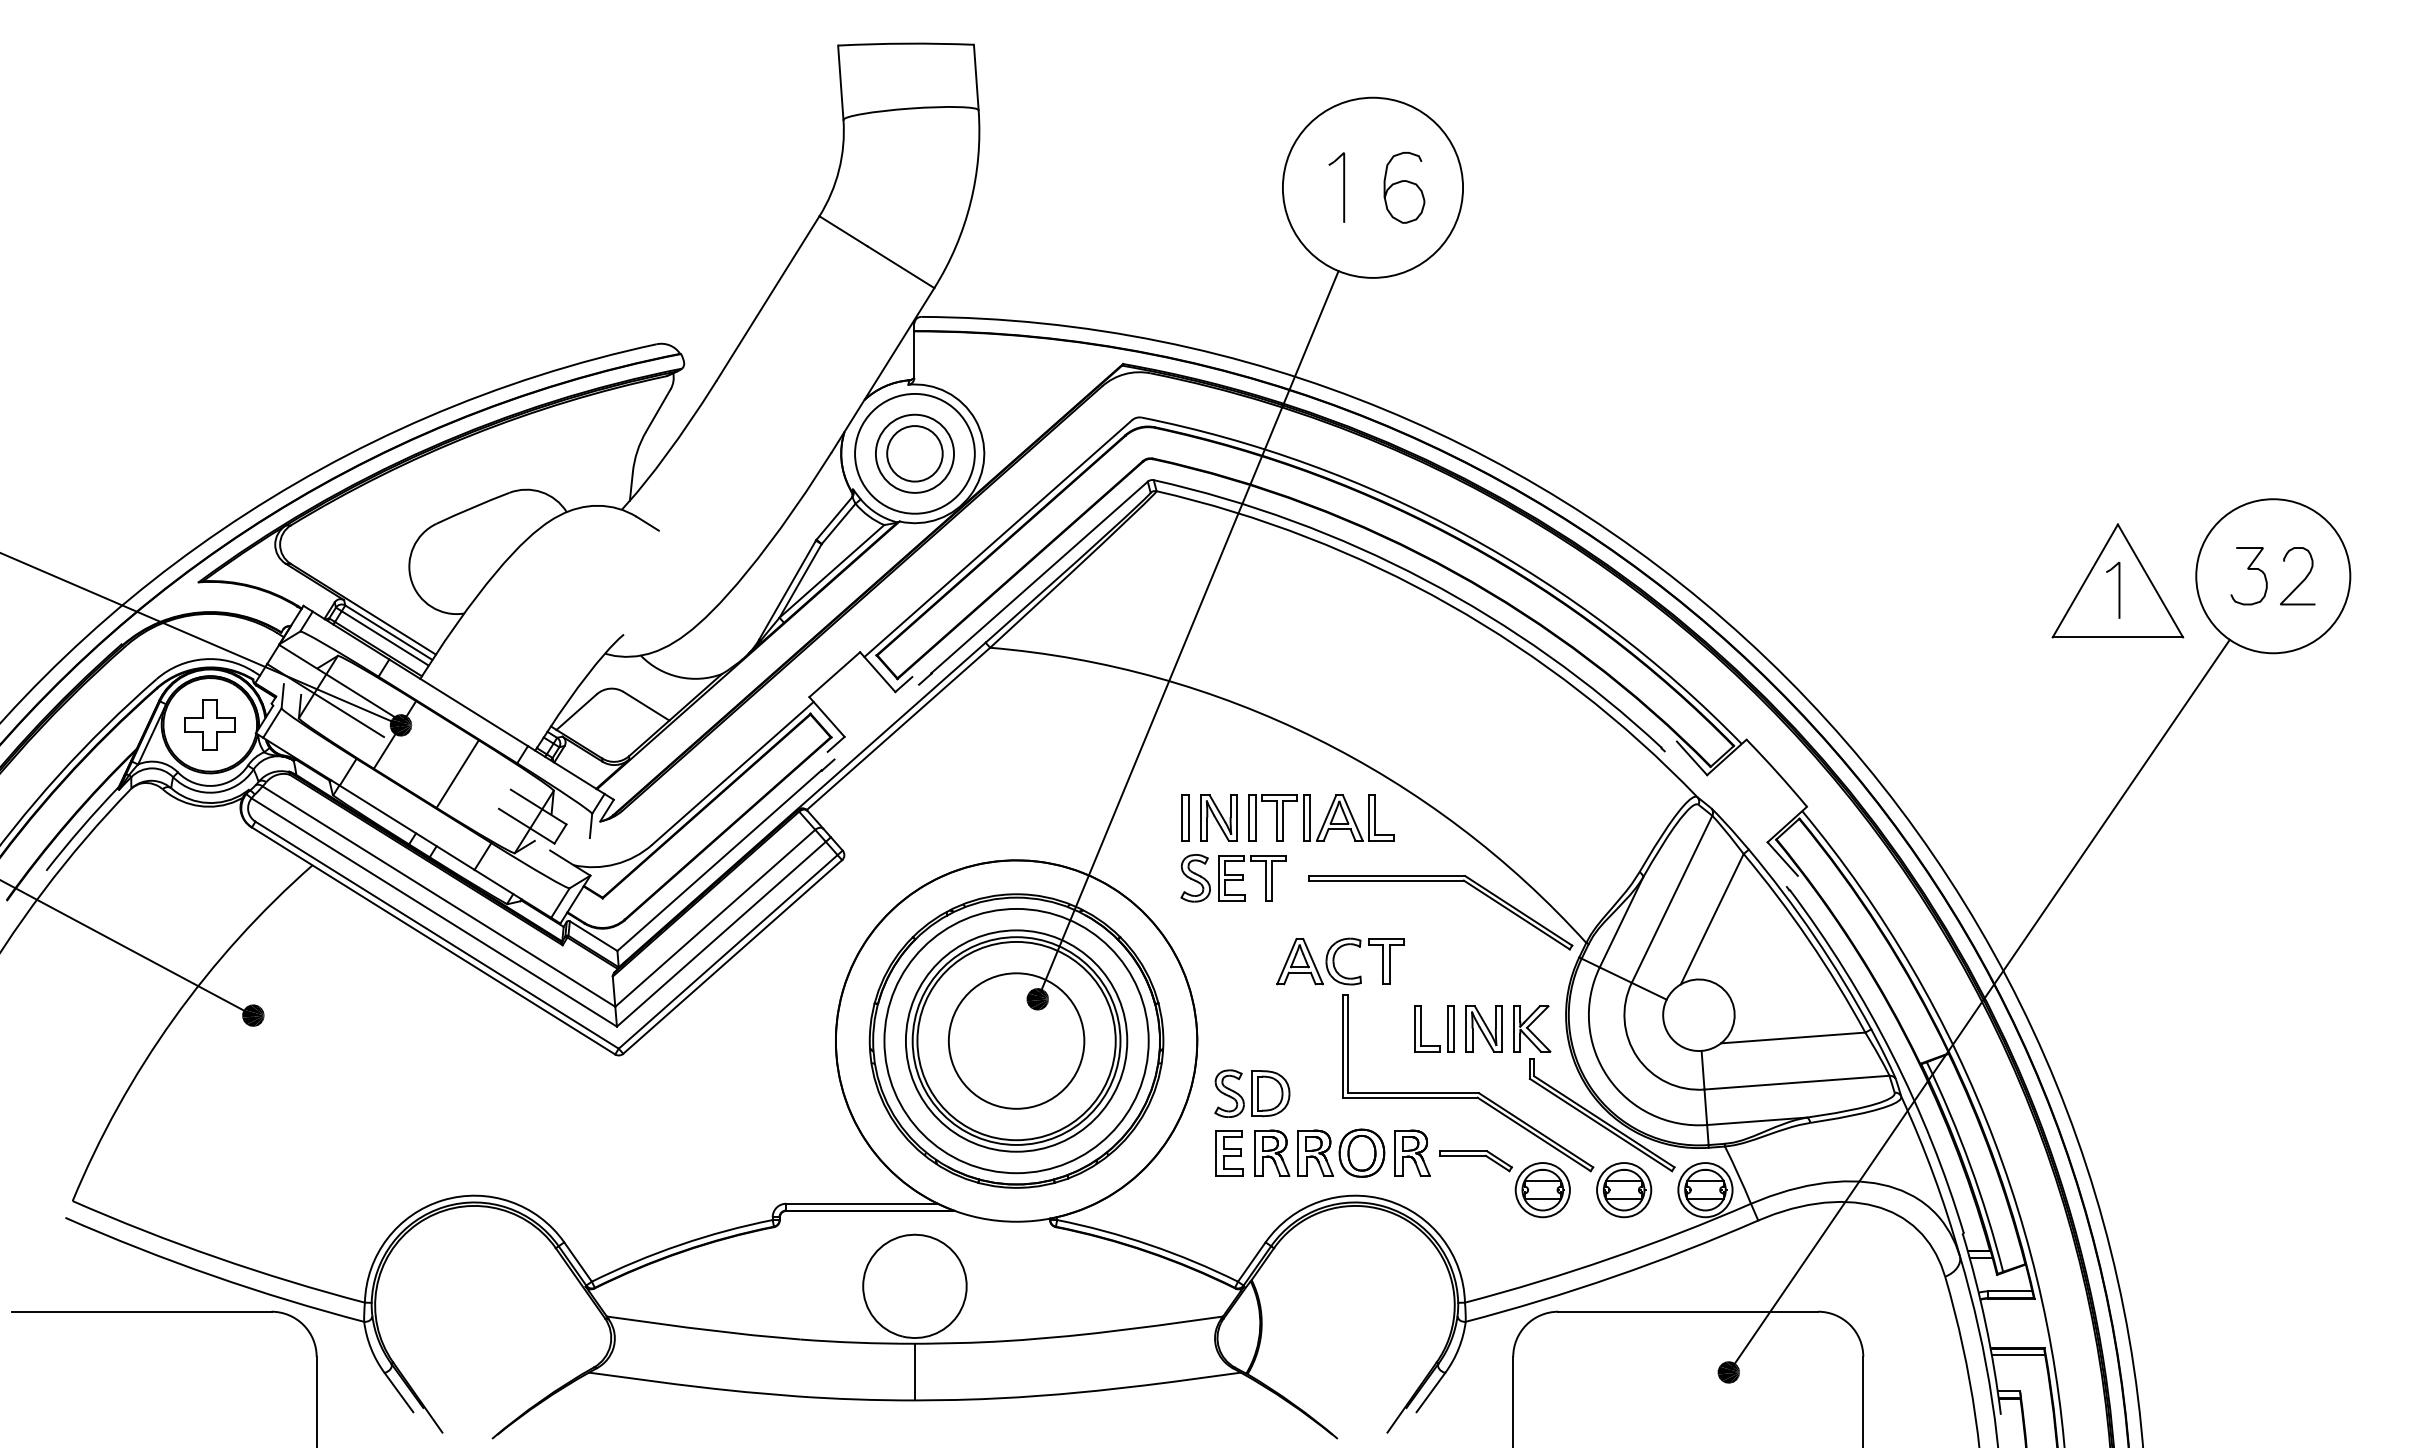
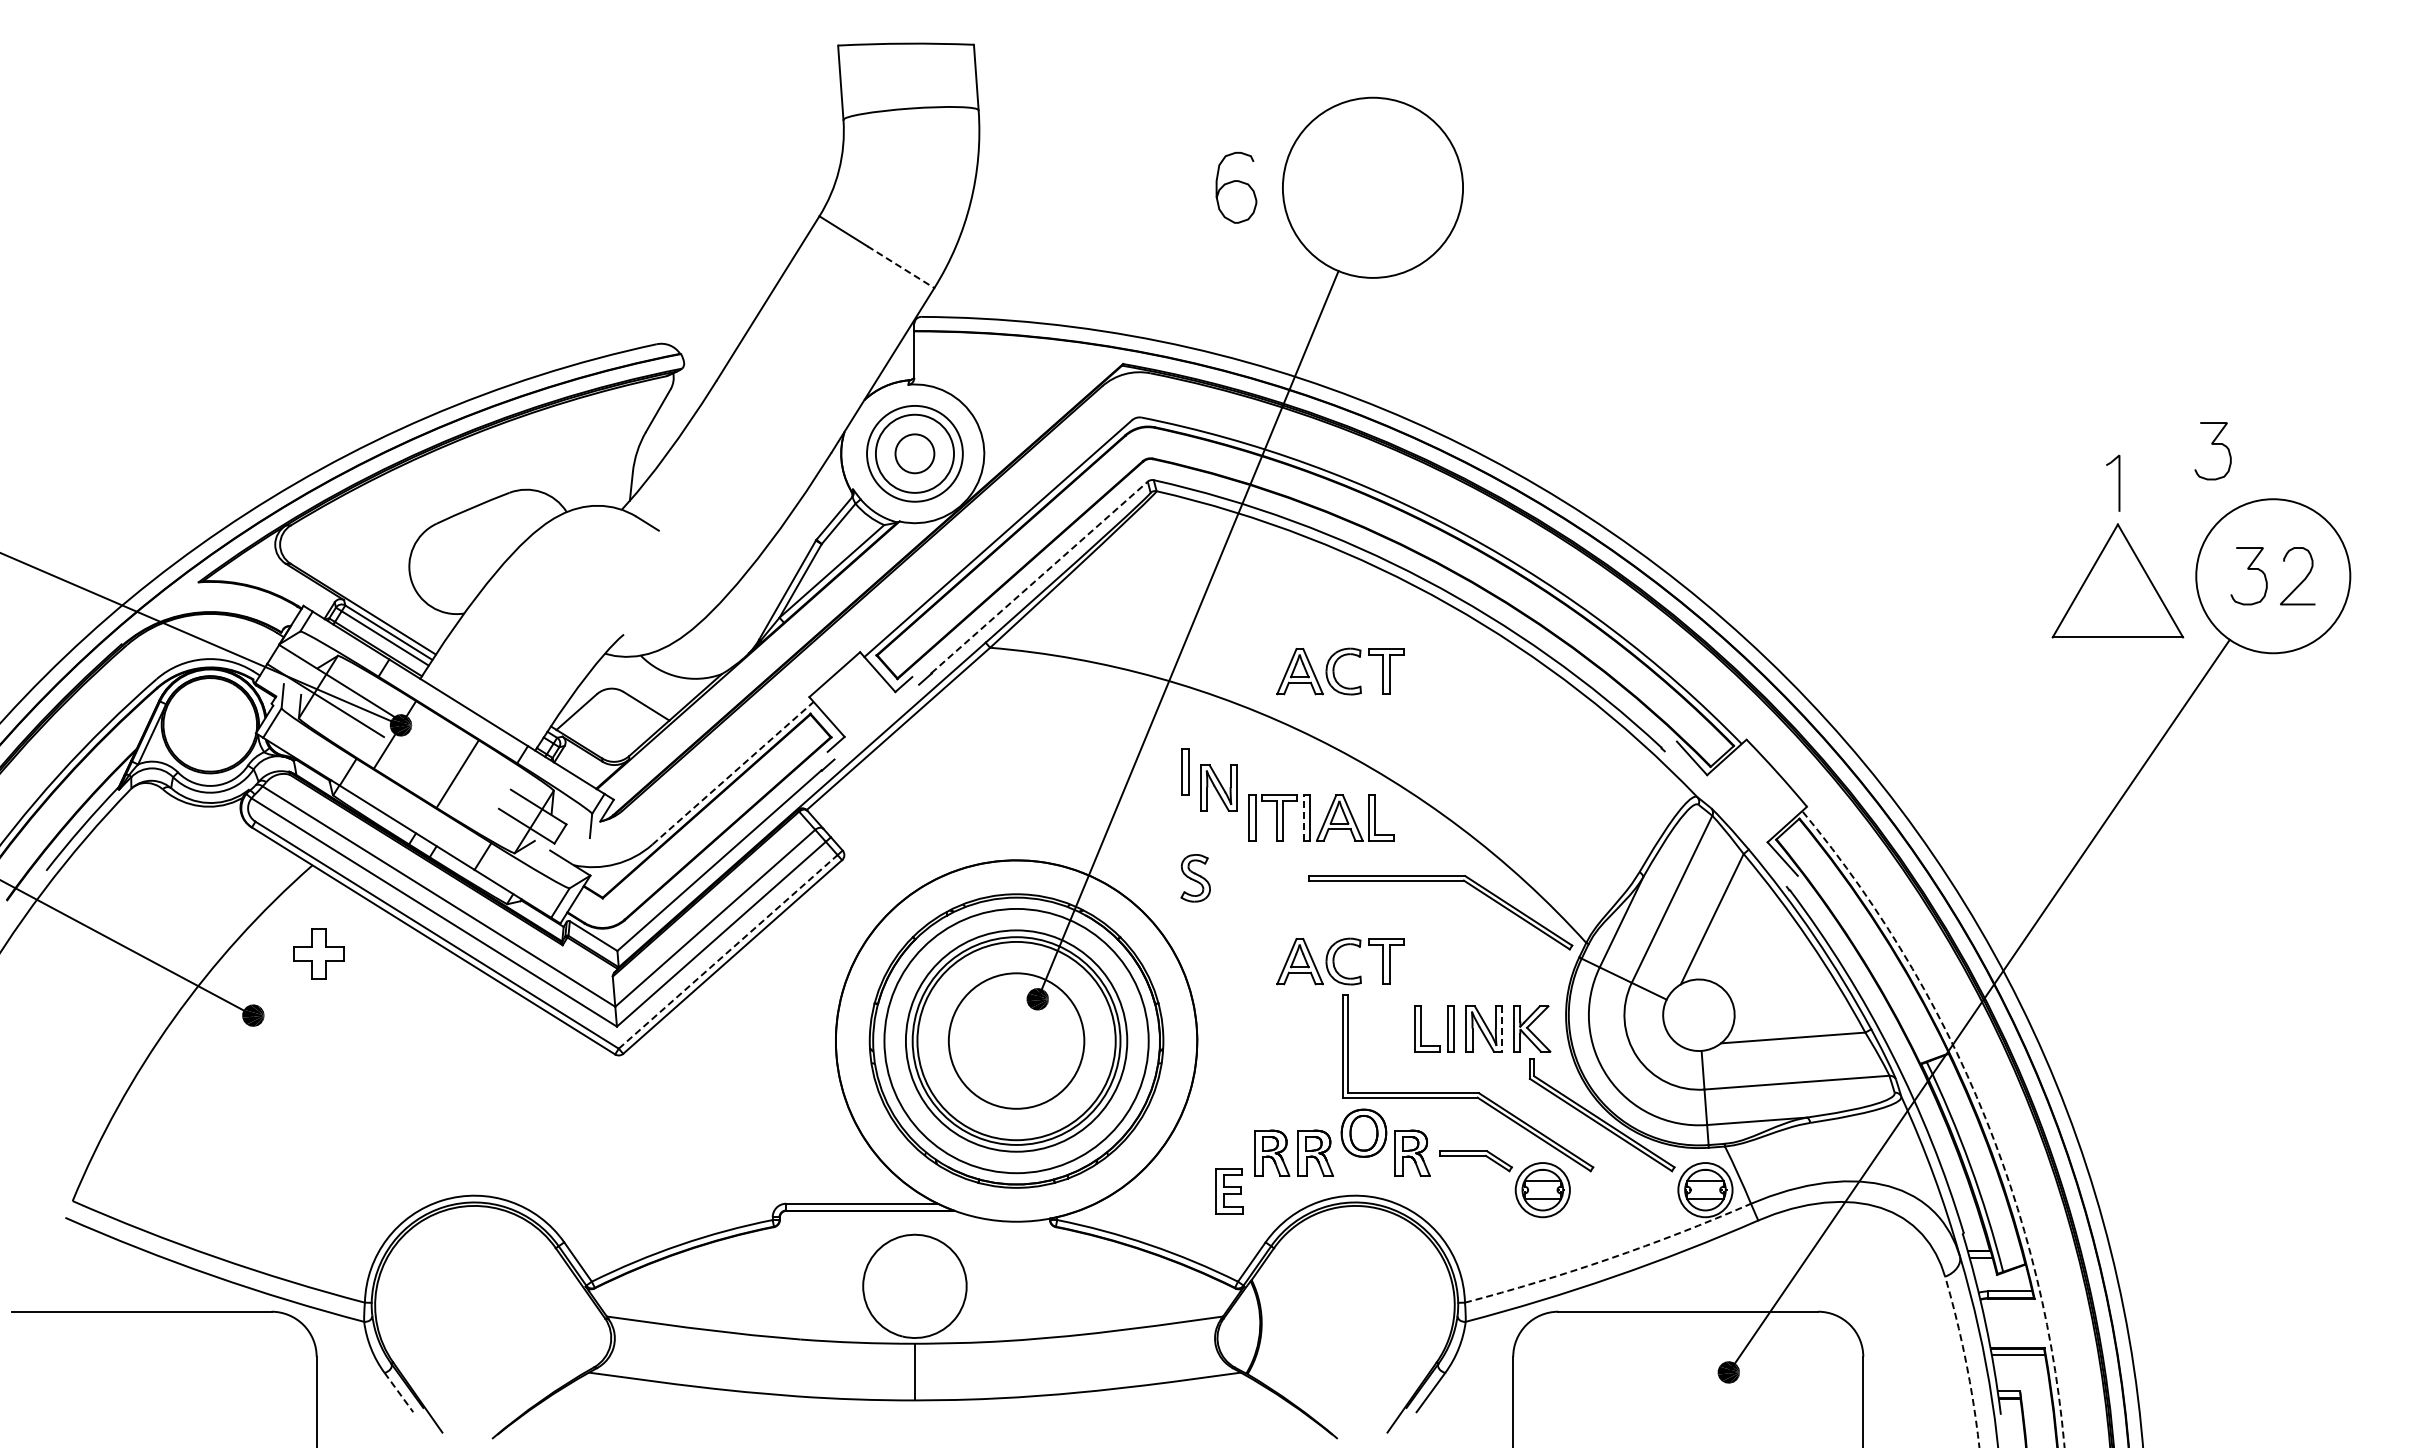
curve position: (1402, 182) -> (1234, 182) (1234, 182)
part: present -> none (1343, 187)
line: solid -> dashed (901, 267)
curve: none -> present (2212, 444)
circle diameter: 120 px -> 96 px (914, 453)
circle diameter: 56 px -> 39 px (914, 453)
line: solid -> dashed (1040, 577)
part position: (2113, 589) -> (2113, 482) (2113, 482)
part: none -> present (1340, 671)
part position: (209, 724) -> (318, 953) (318, 953)
line: solid -> dashed (733, 773)
part position: (1185, 817) -> (1185, 771) (1185, 771)
part position: (1218, 817) -> (1218, 787) (1218, 787)
line: solid -> dashed (1303, 817)
part: present -> none (1243, 878)
line: solid -> dashed (728, 951)
line: solid -> dashed (1502, 1029)
part: present -> none (1252, 1093)
arc: solid -> dashed (1981, 1108)
part position: (1361, 1152) -> (1363, 1132) (1363, 1132)
part position: (1229, 1153) -> (1229, 1191) (1229, 1191)
part: present -> none (1624, 1190)
arc: solid -> dashed (1609, 1258)
arc: solid -> dashed (1965, 1360)
line: solid -> dashed (399, 1392)
